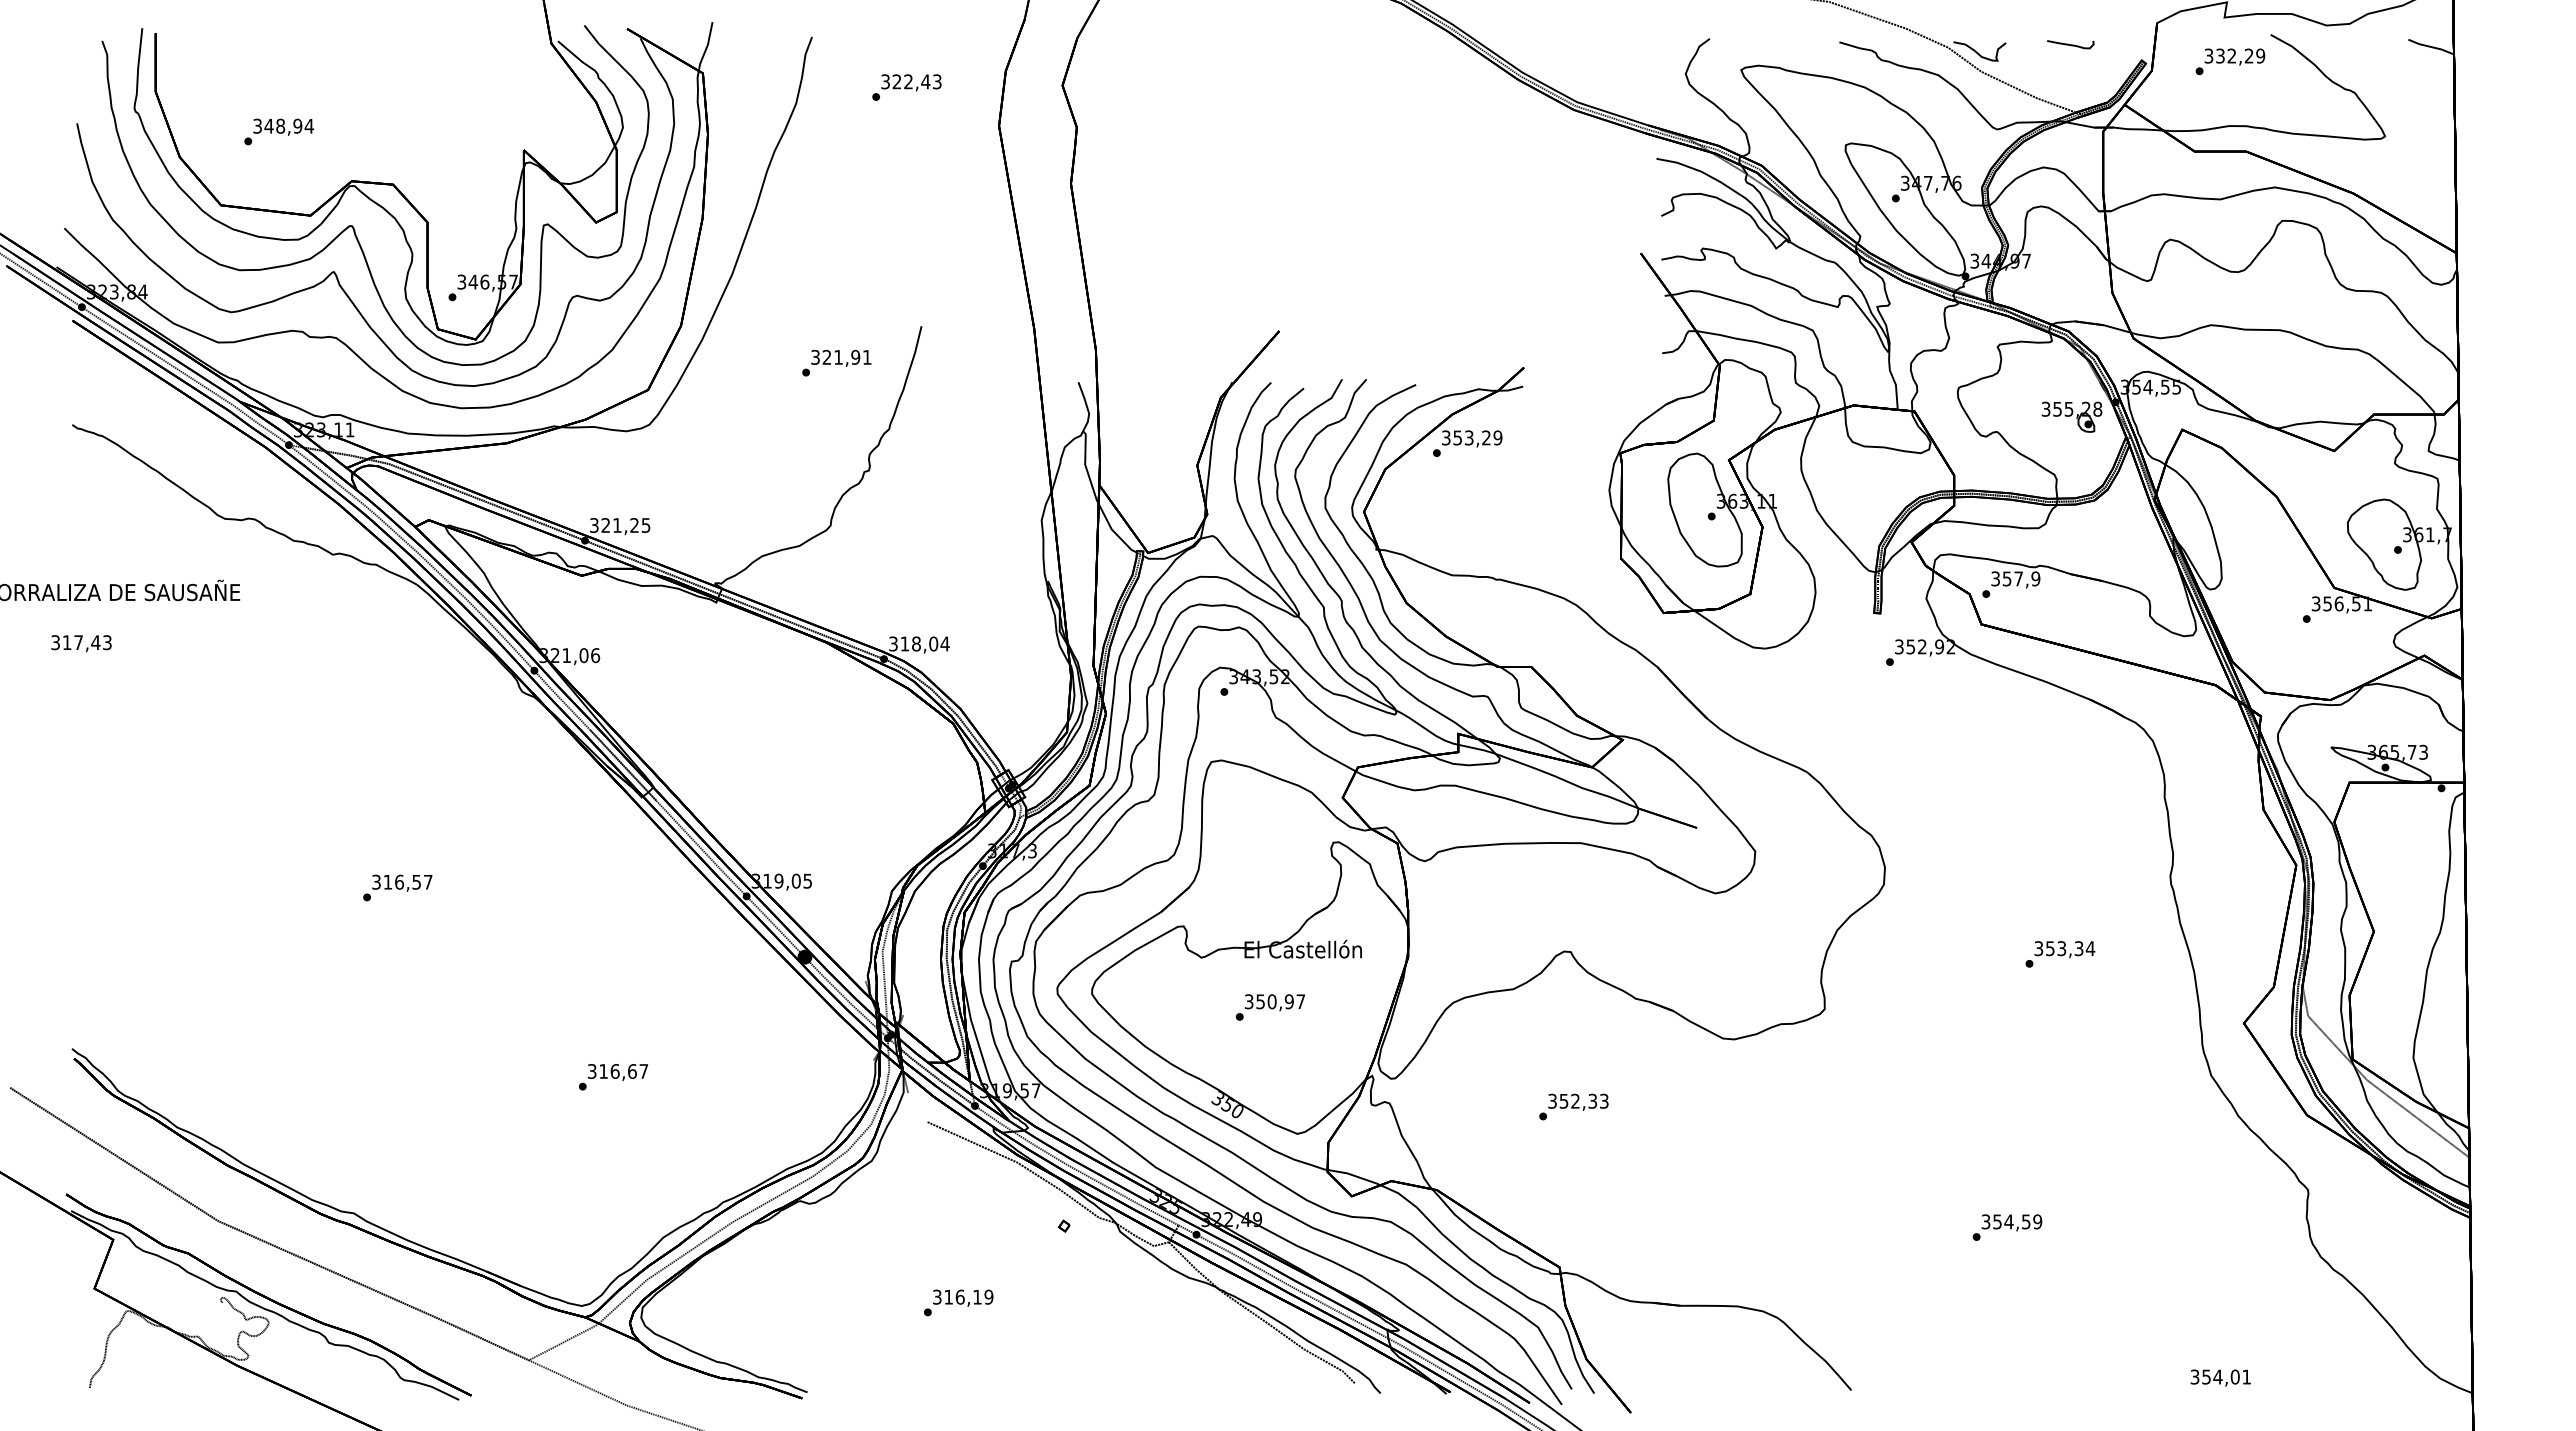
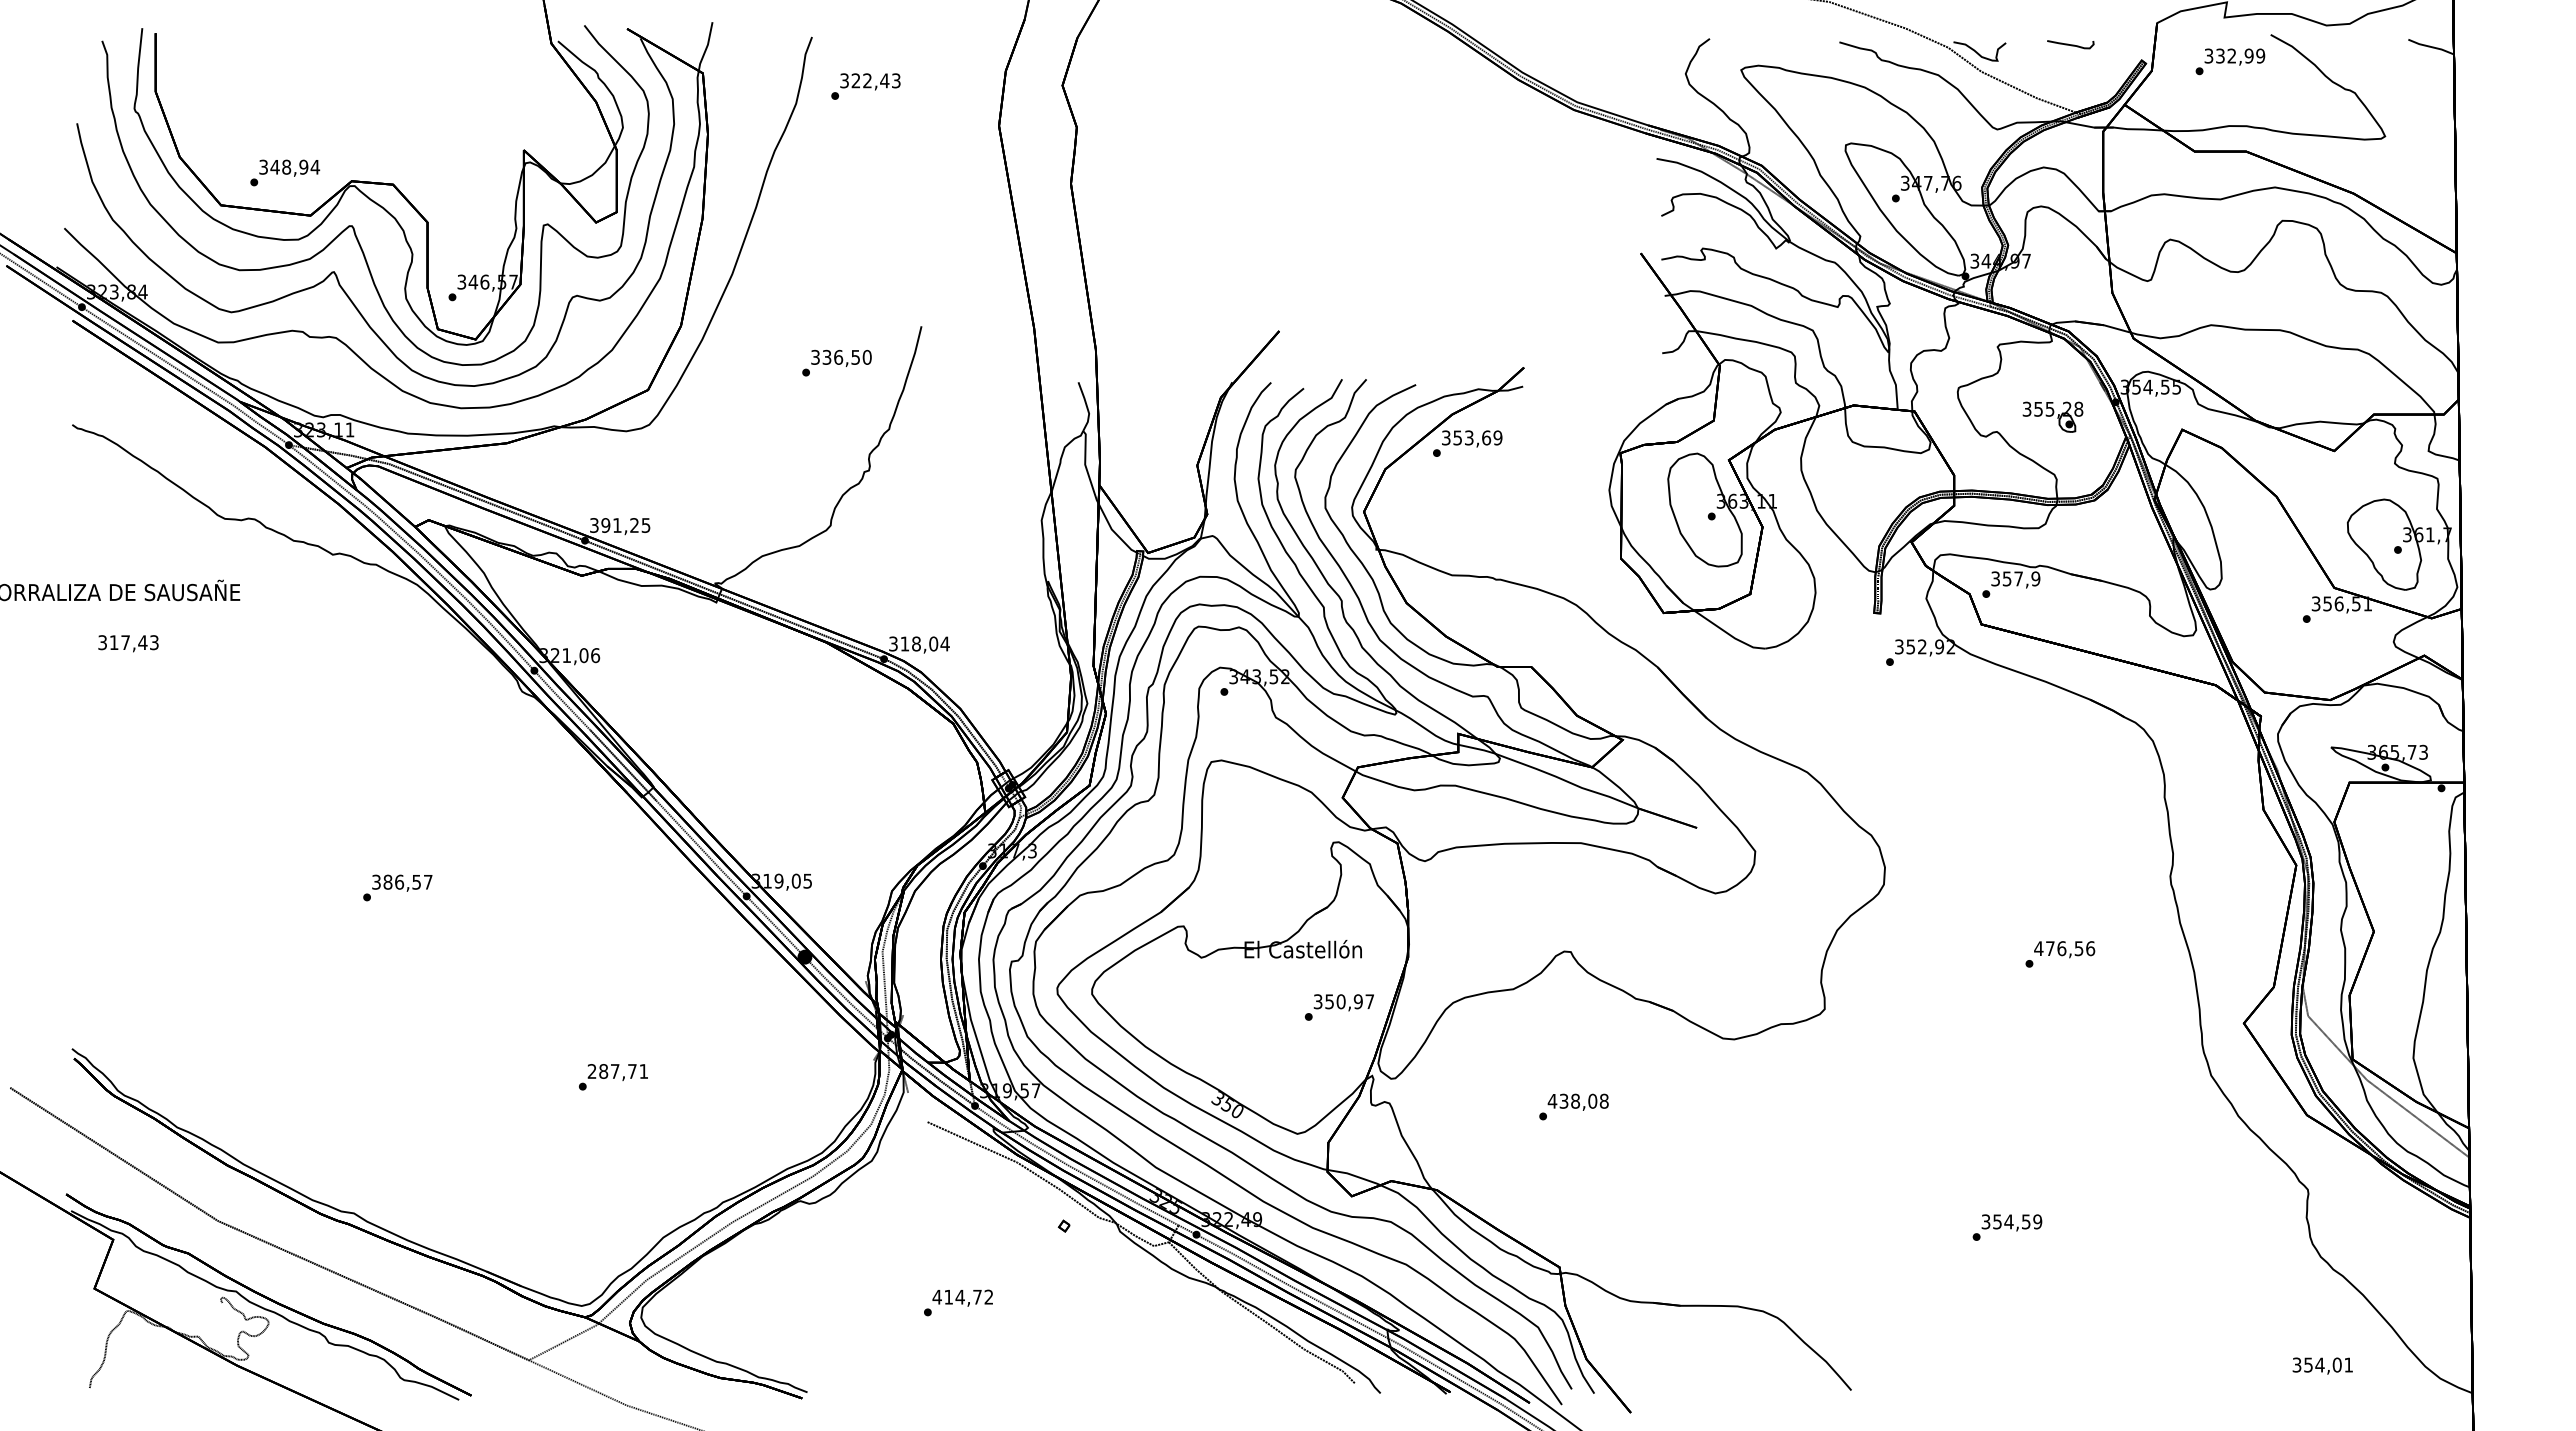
text: 332,29 -> 332,99 (2248, 55)
text position: (906, 87) -> (865, 86) (865, 86)
text position: (279, 131) -> (285, 172) (285, 172)
text: 321,91 -> 336,50 (846, 356)
part position: (2071, 416) -> (2052, 416) (2052, 416)
text: 353,29 -> 353,69 (1486, 437)
text: 321,25 -> 391,25 (605, 525)
text position: (81, 643) -> (128, 643) (128, 643)
text: 316,57 -> 386,57 (387, 881)
text: 353,34 -> 476,56 (2064, 948)
text position: (1269, 1007) -> (1338, 1007) (1338, 1007)
text: 316,67 -> 287,71 (617, 1071)
text: 352,33 -> 438,08 (1577, 1100)
text: 316,19 -> 414,72 (962, 1296)
text position: (2220, 1377) -> (2322, 1365) (2322, 1365)
